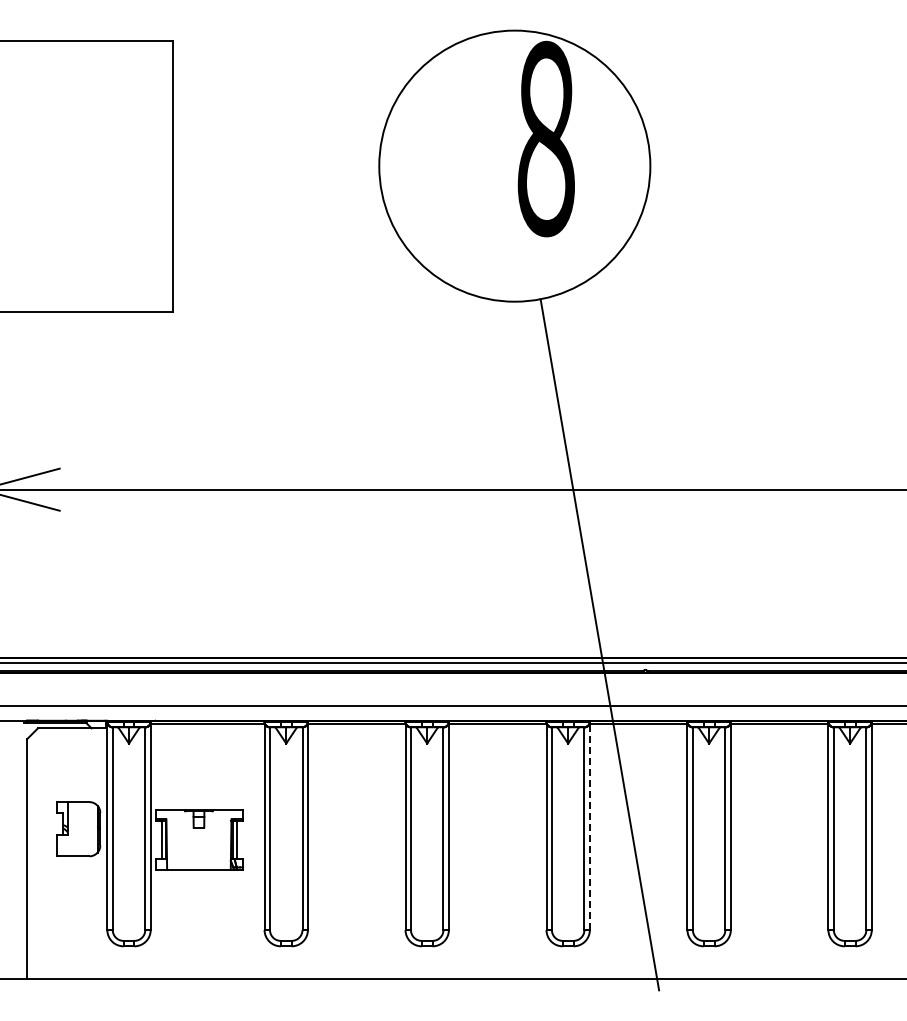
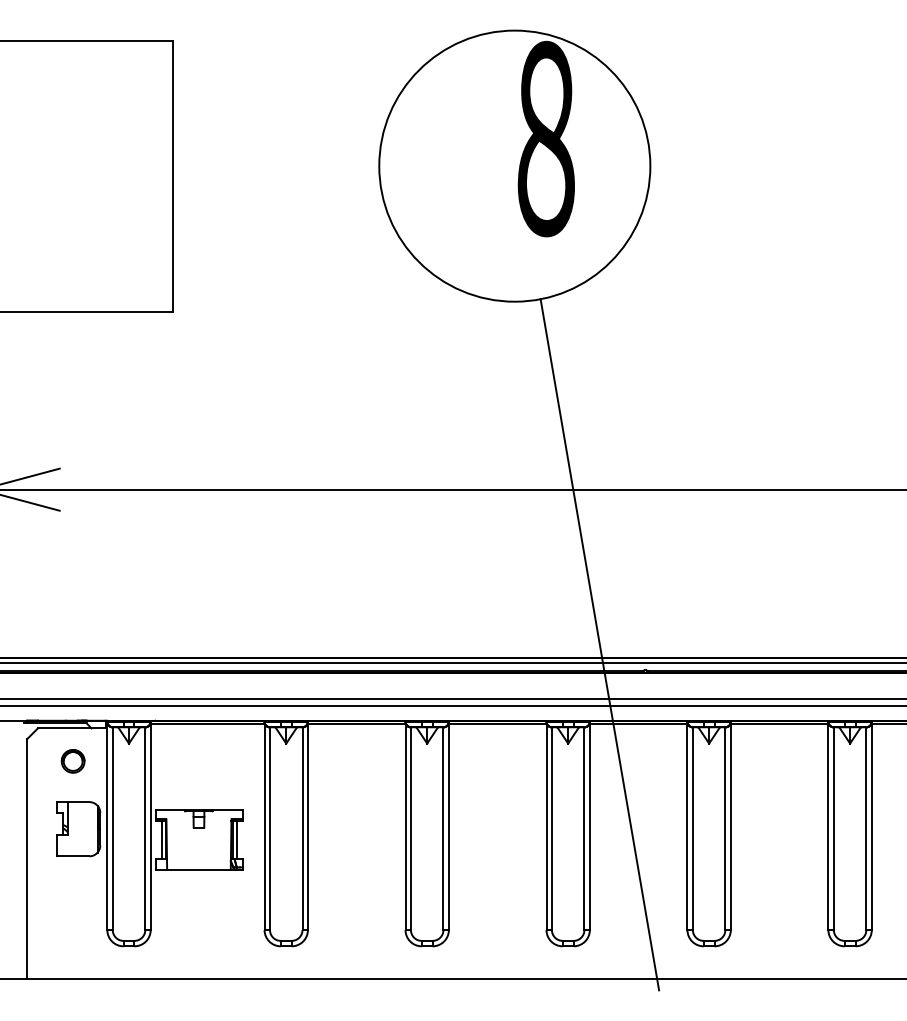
line: none -> present (452, 699)
part: none -> present (72, 761)
line: dashed -> solid (589, 825)
